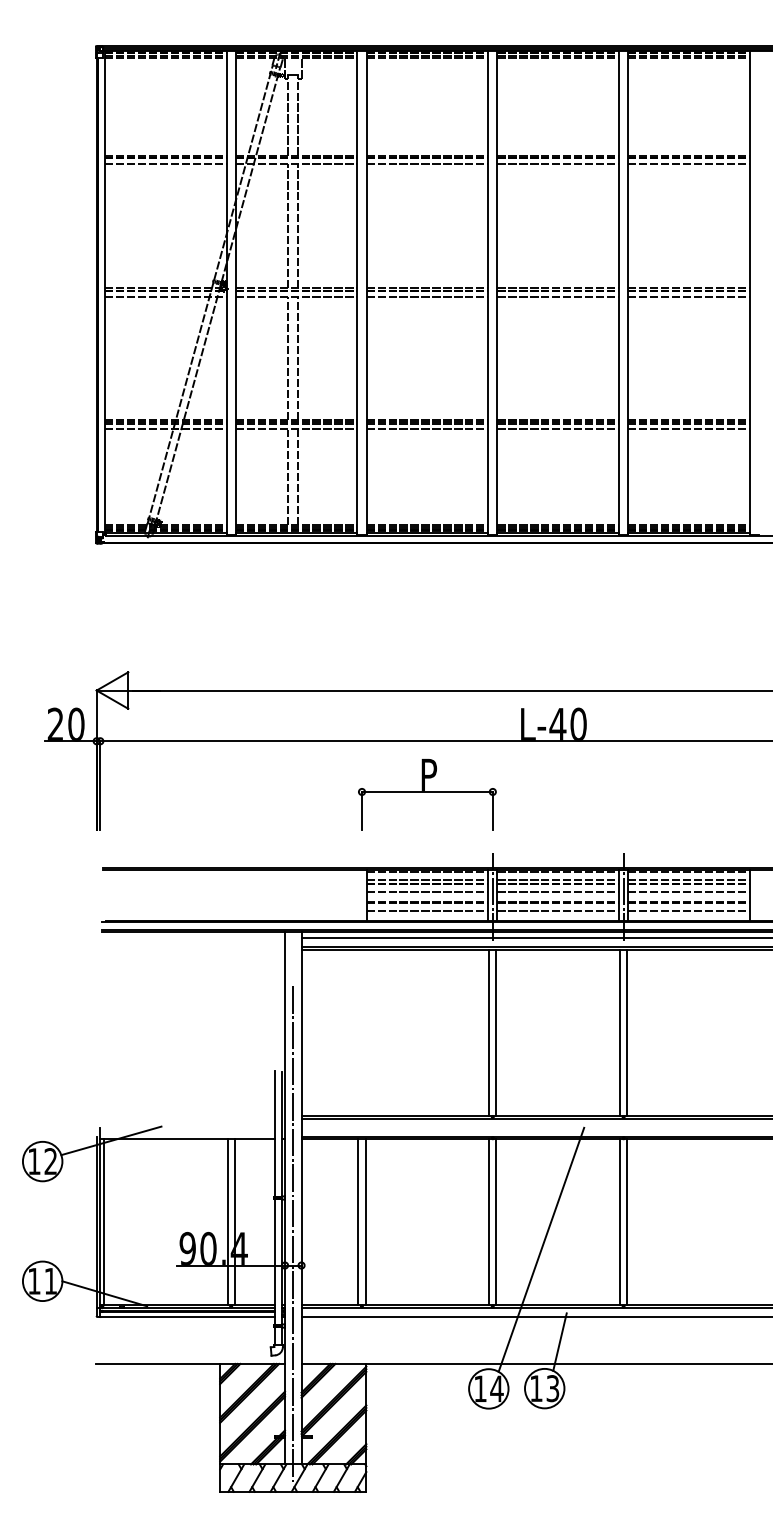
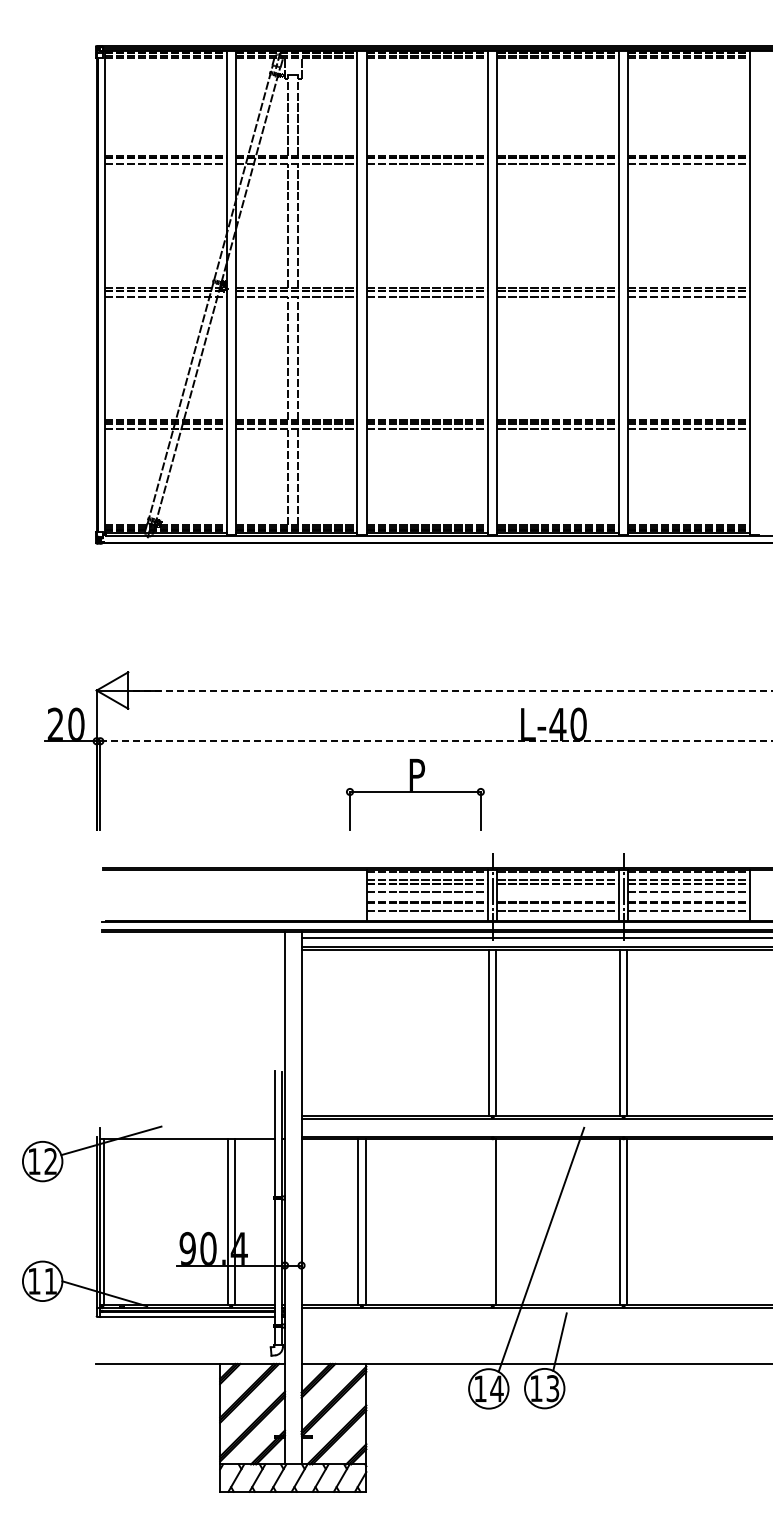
line: solid -> dashed (453, 690)
line: solid -> dashed (436, 741)
part position: (427, 794) -> (415, 794) (415, 794)
line: present -> none (558, 892)
line: present -> none (489, 1222)
line: present -> none (293, 1234)
line: present -> none (535, 1316)
